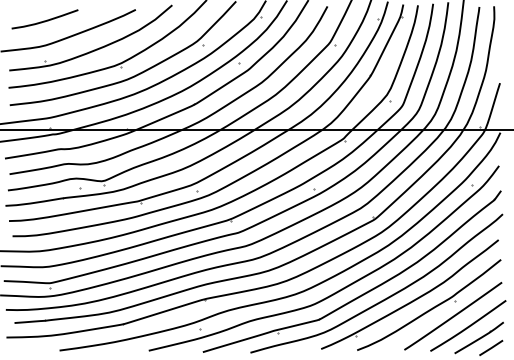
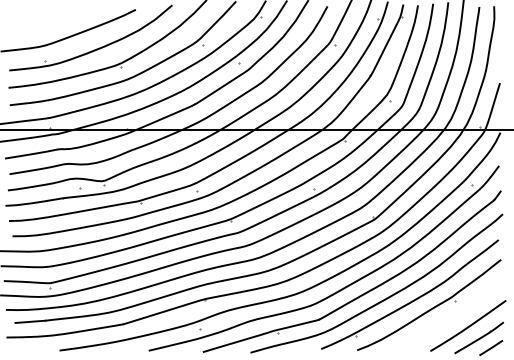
curve: present -> none (44, 20)
line: present -> none (453, 316)
